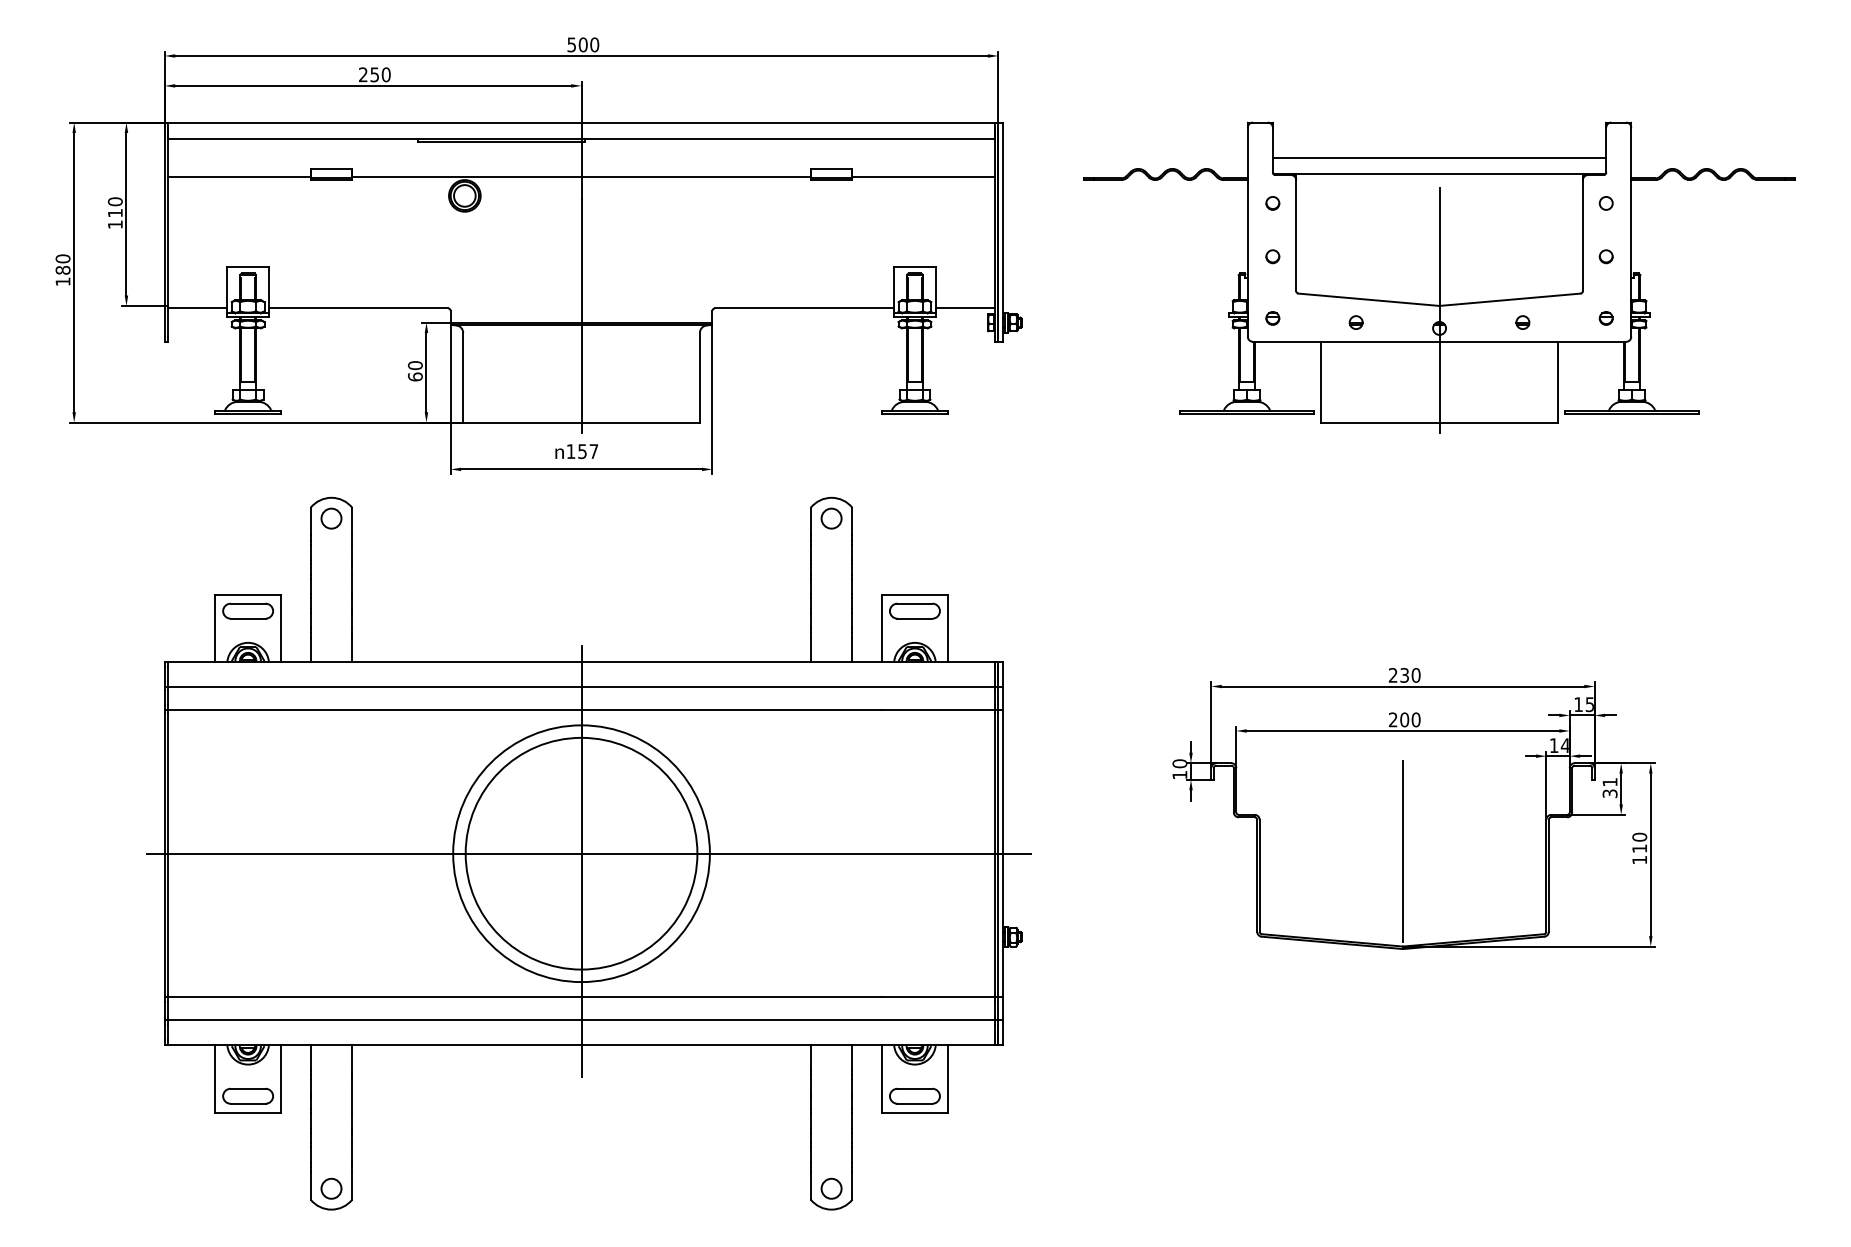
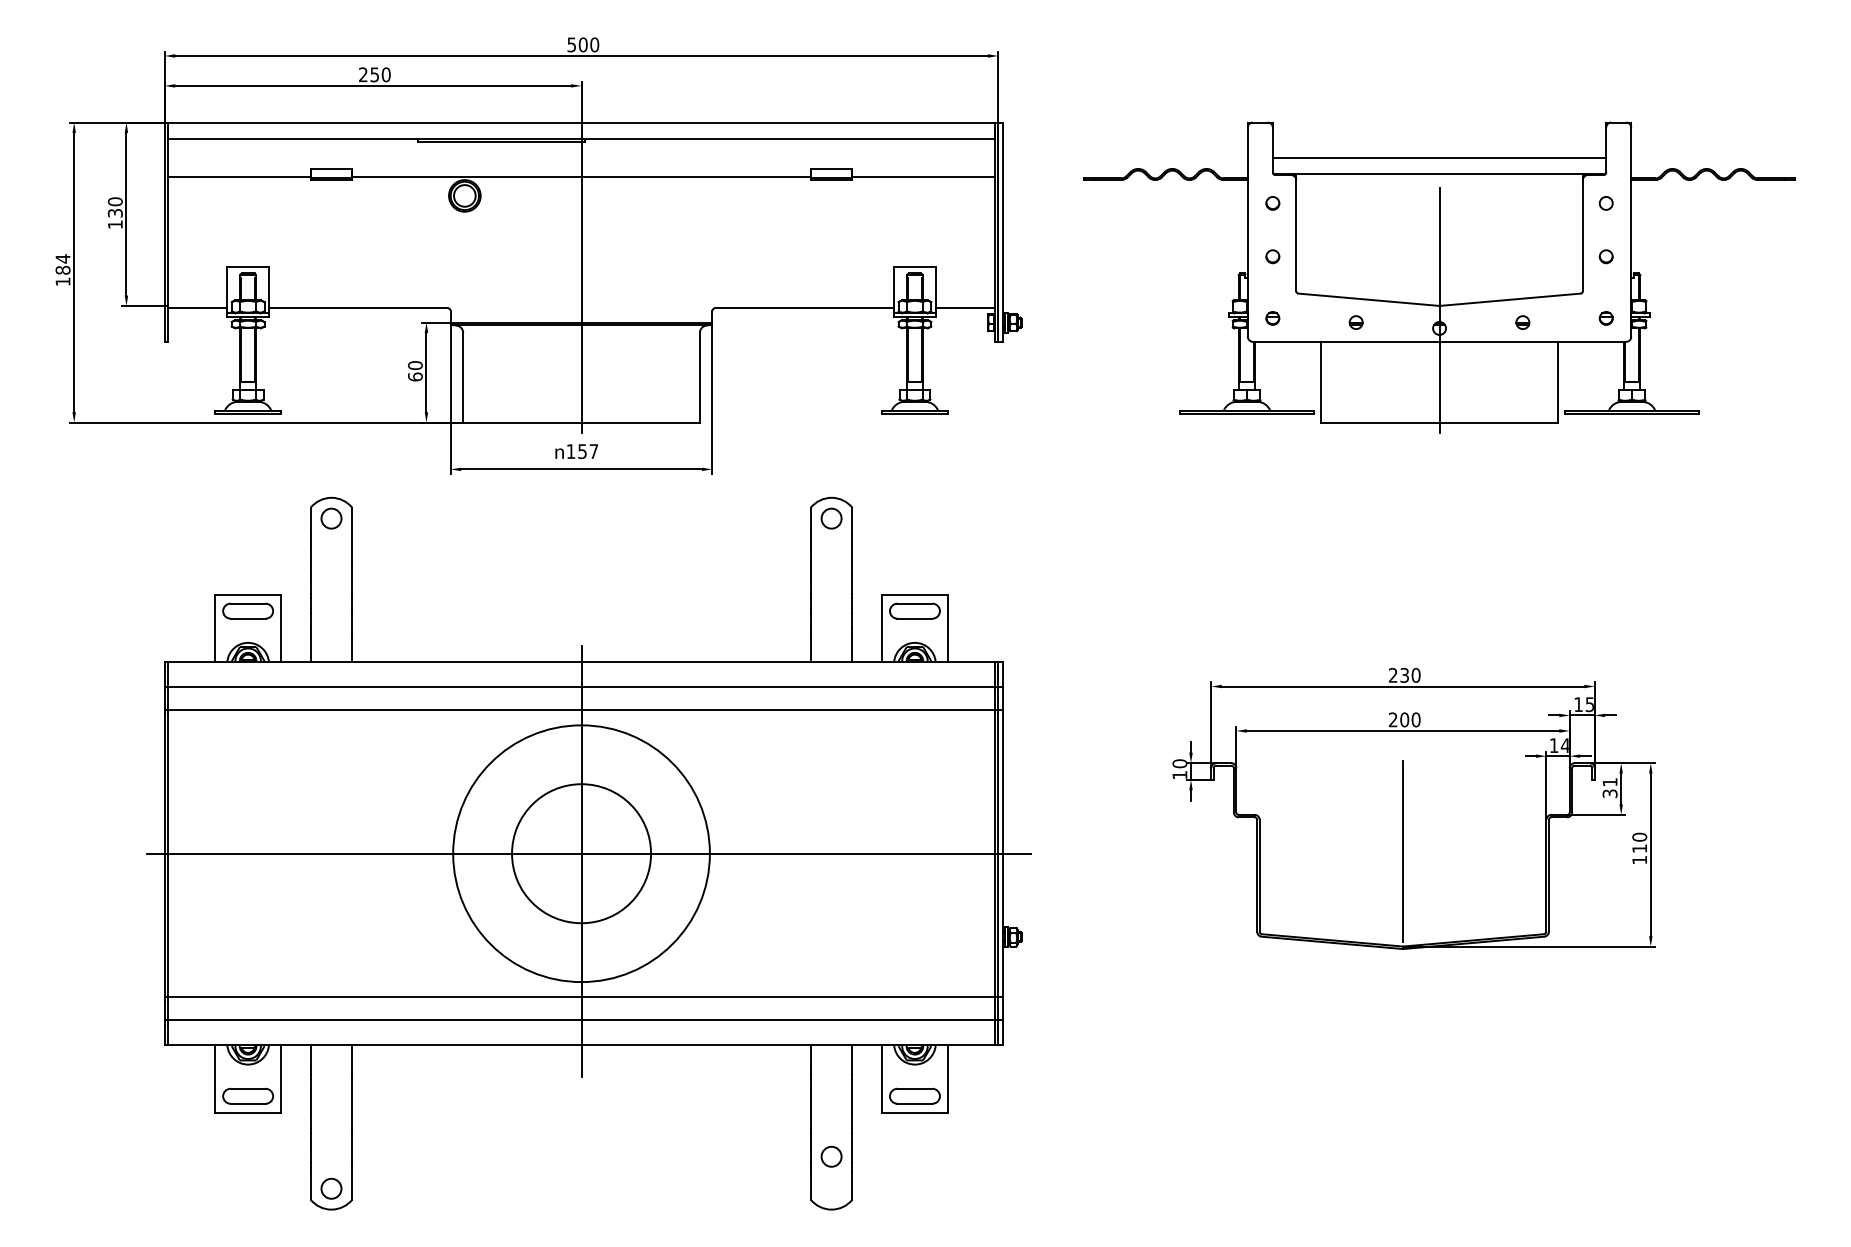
text: 110 -> 130 (114, 213)
text: 180 -> 184 (62, 258)
circle diameter: 232 px -> 139 px (581, 853)
circle position: (831, 1188) -> (831, 1156) (831, 1156)
